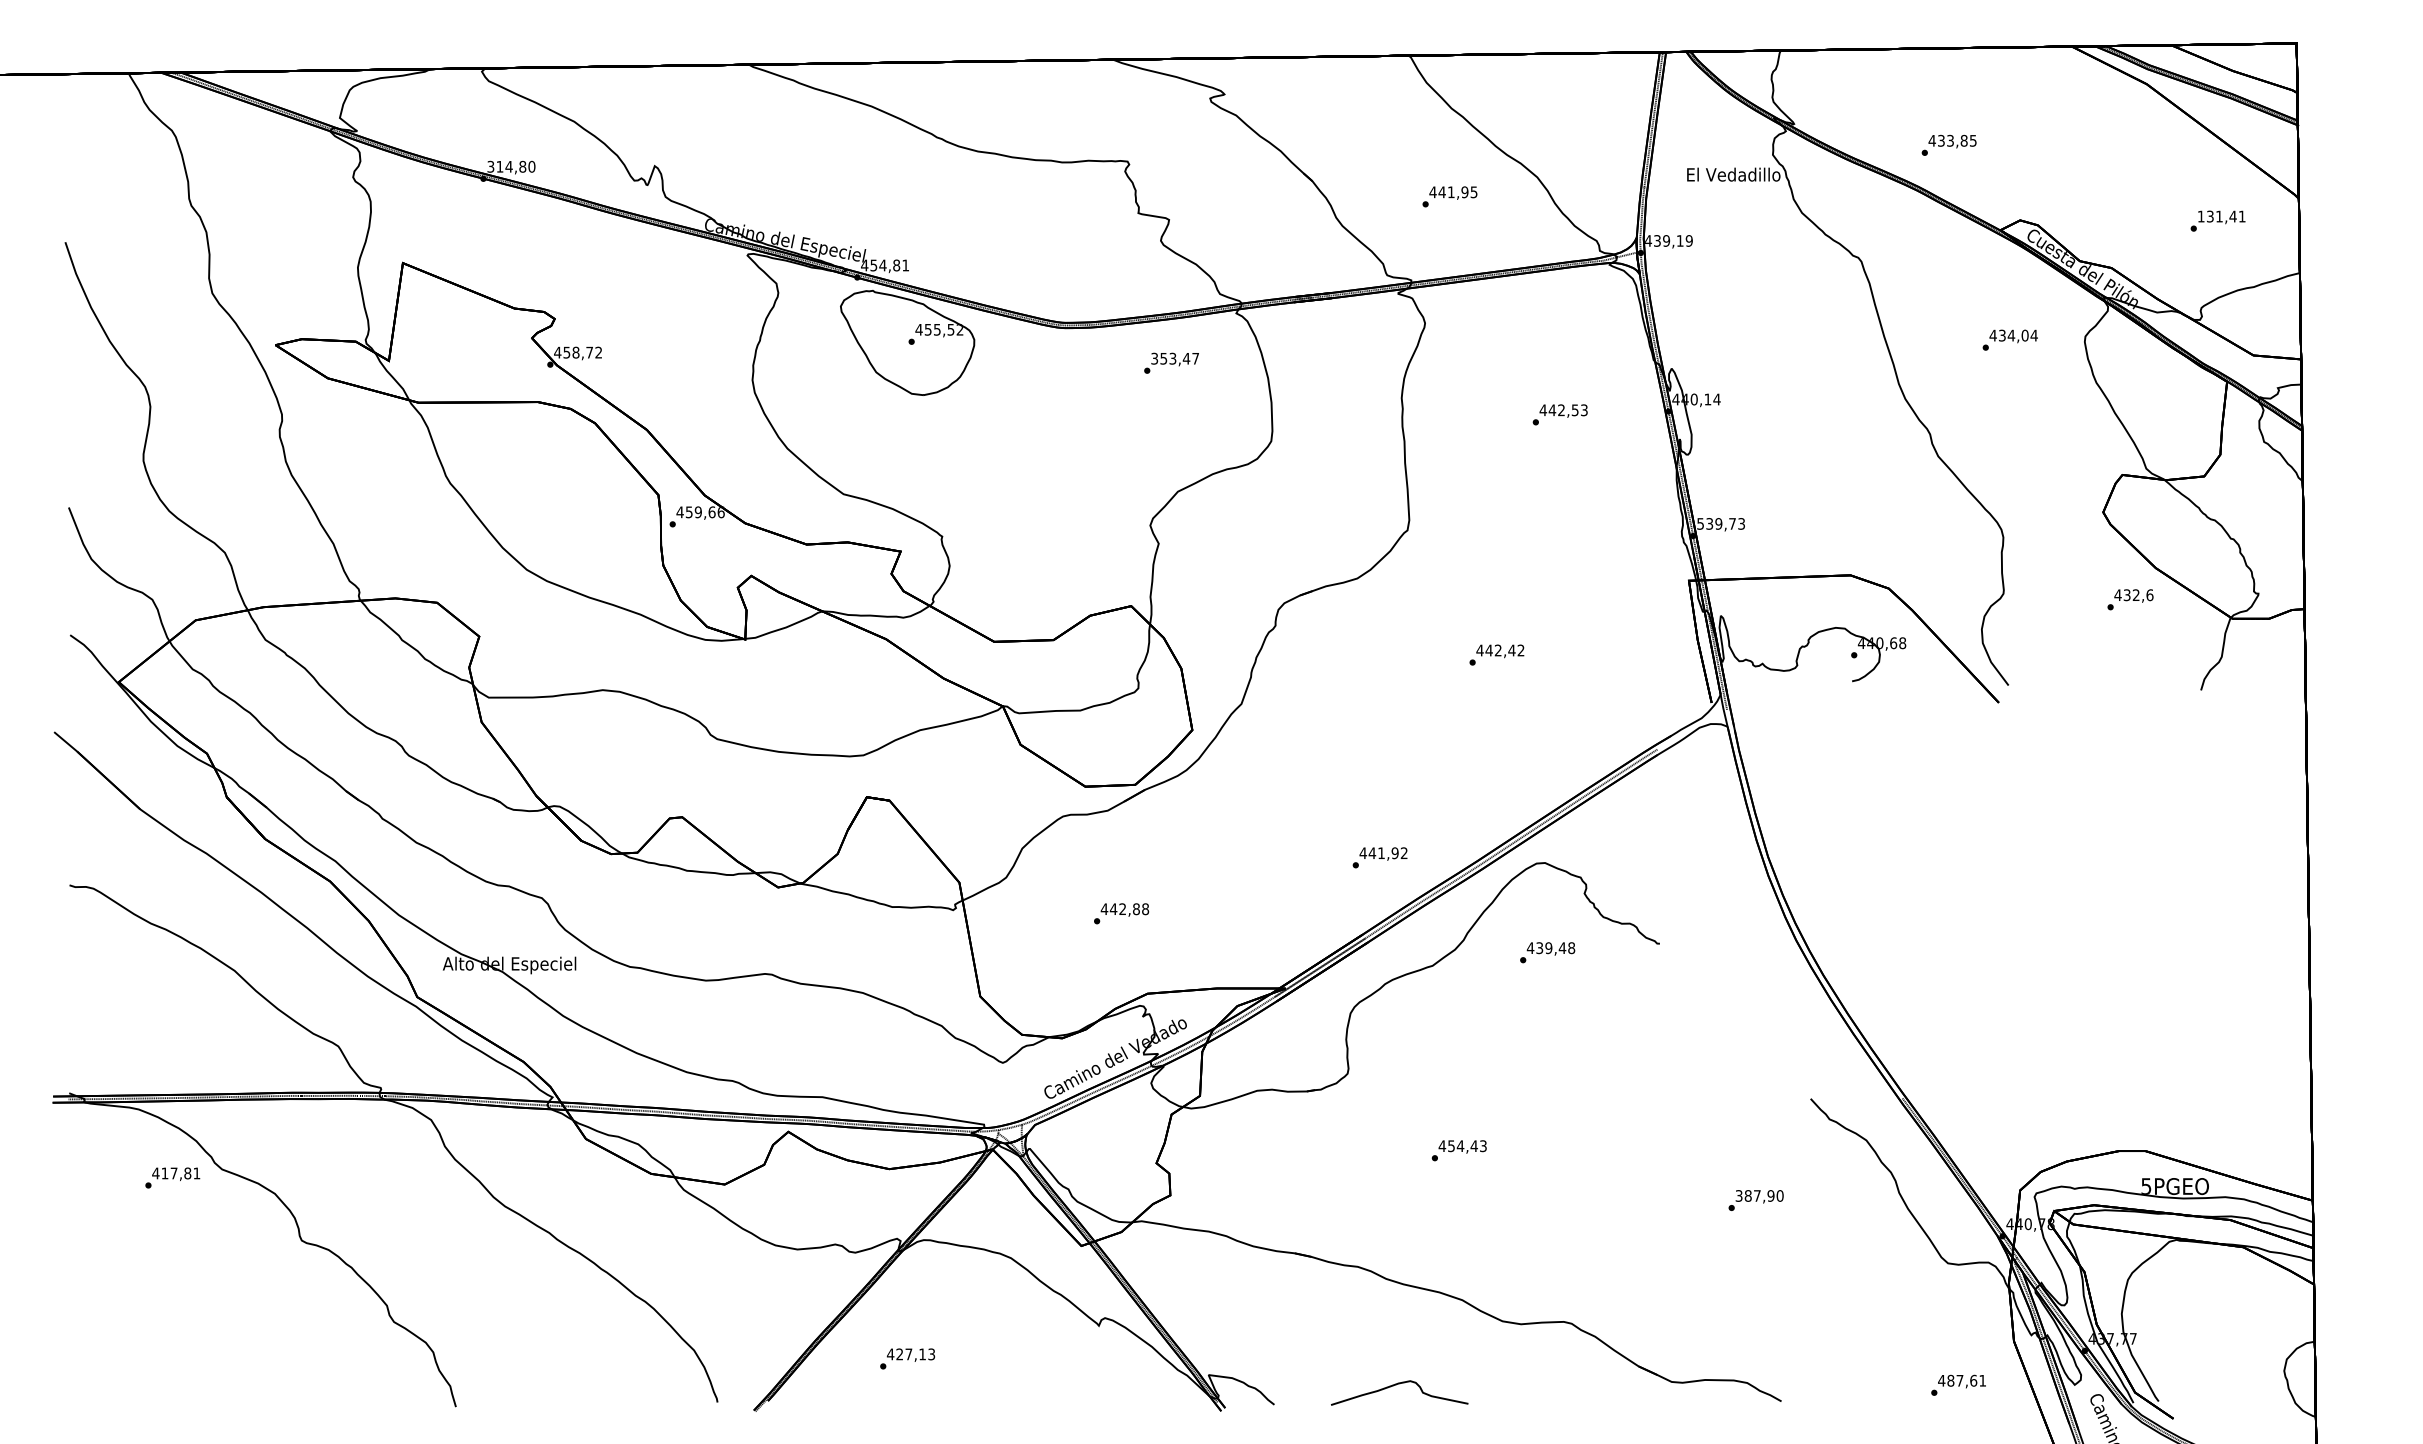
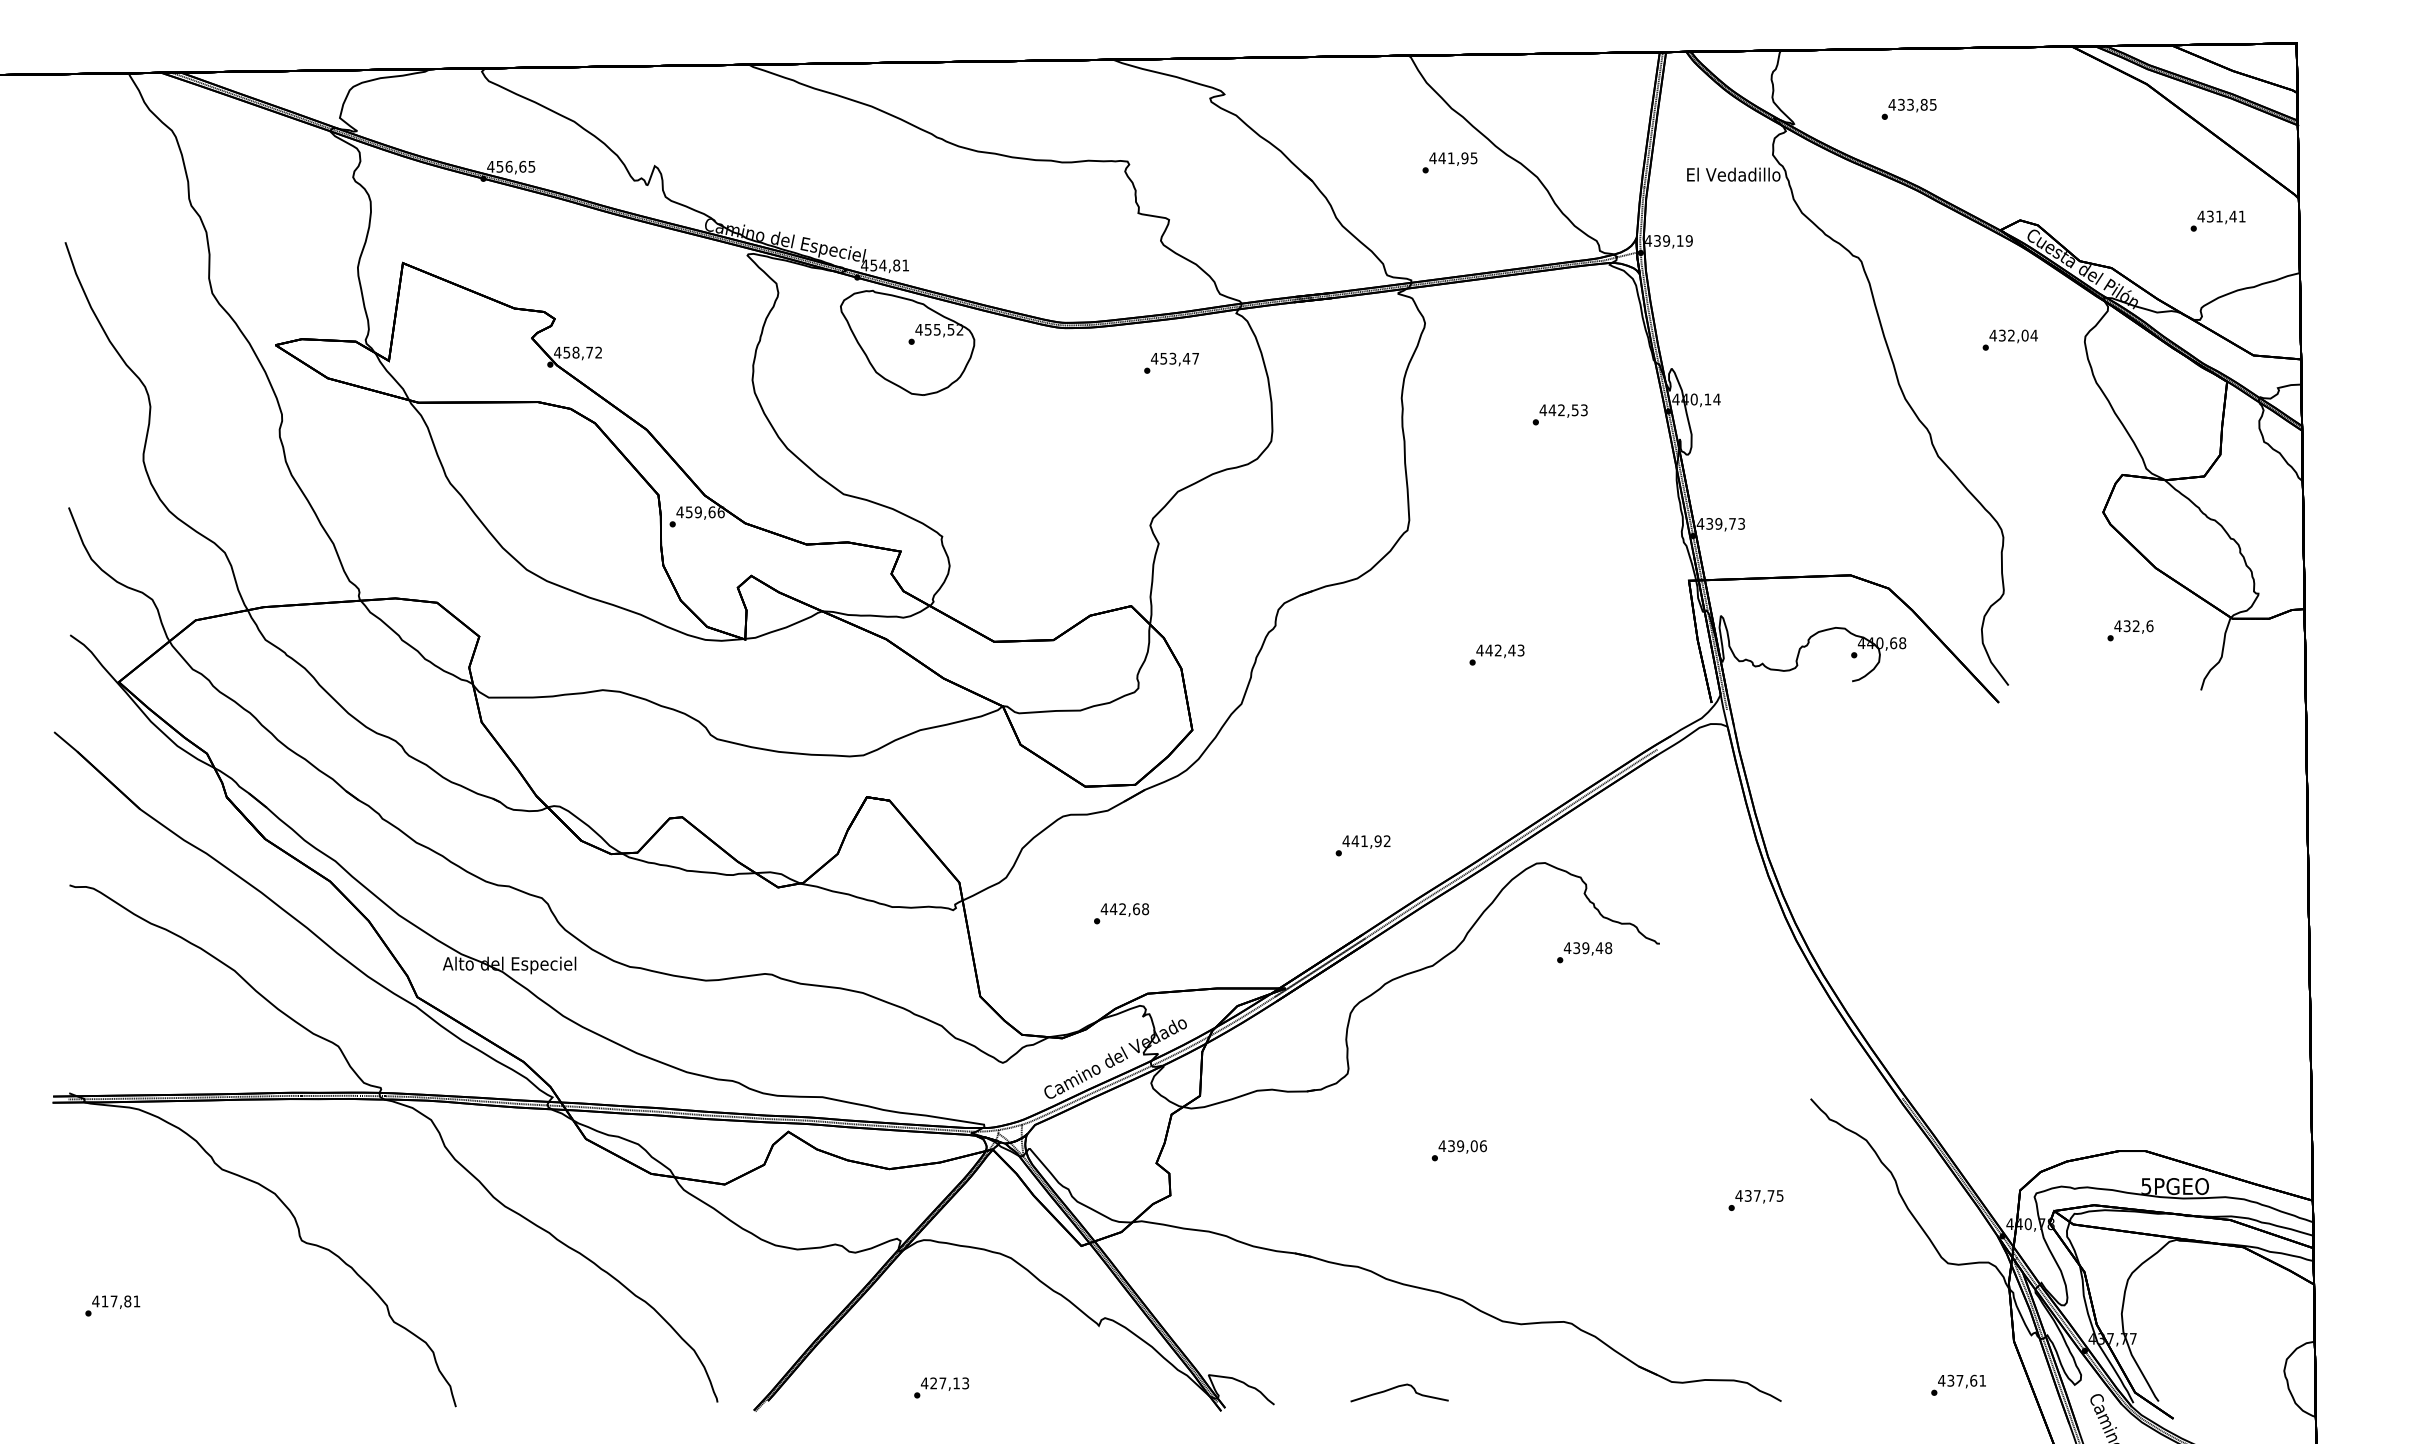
text position: (1948, 144) -> (1908, 108) (1908, 108)
text: 314,80 -> 456,65 (511, 166)
text position: (1449, 196) -> (1449, 162) (1449, 162)
text: 131,41 -> 431,41 (2200, 216)
text: 434,04 -> 432,04 (2011, 335)
text: 353,47 -> 453,47 (1154, 358)
text: 539,73 -> 439,73 (1700, 523)
text position: (2130, 599) -> (2130, 630) (2130, 630)
text: 442,42 -> 442,43 (1520, 650)
text position: (1379, 857) -> (1362, 845) (1362, 845)
text: 442,88 -> 442,68 (1136, 908)
text position: (1547, 952) -> (1584, 952) (1584, 952)
text: 454,43 -> 439,06 (1467, 1146)
text position: (172, 1177) -> (112, 1305) (112, 1305)
text: 387,90 -> 437,75 (1759, 1195)
text position: (907, 1358) -> (941, 1387) (941, 1387)
text: 487,61 -> 437,61 (1950, 1380)
part size: 138x26 px -> 99x20 px (1399, 1392)
